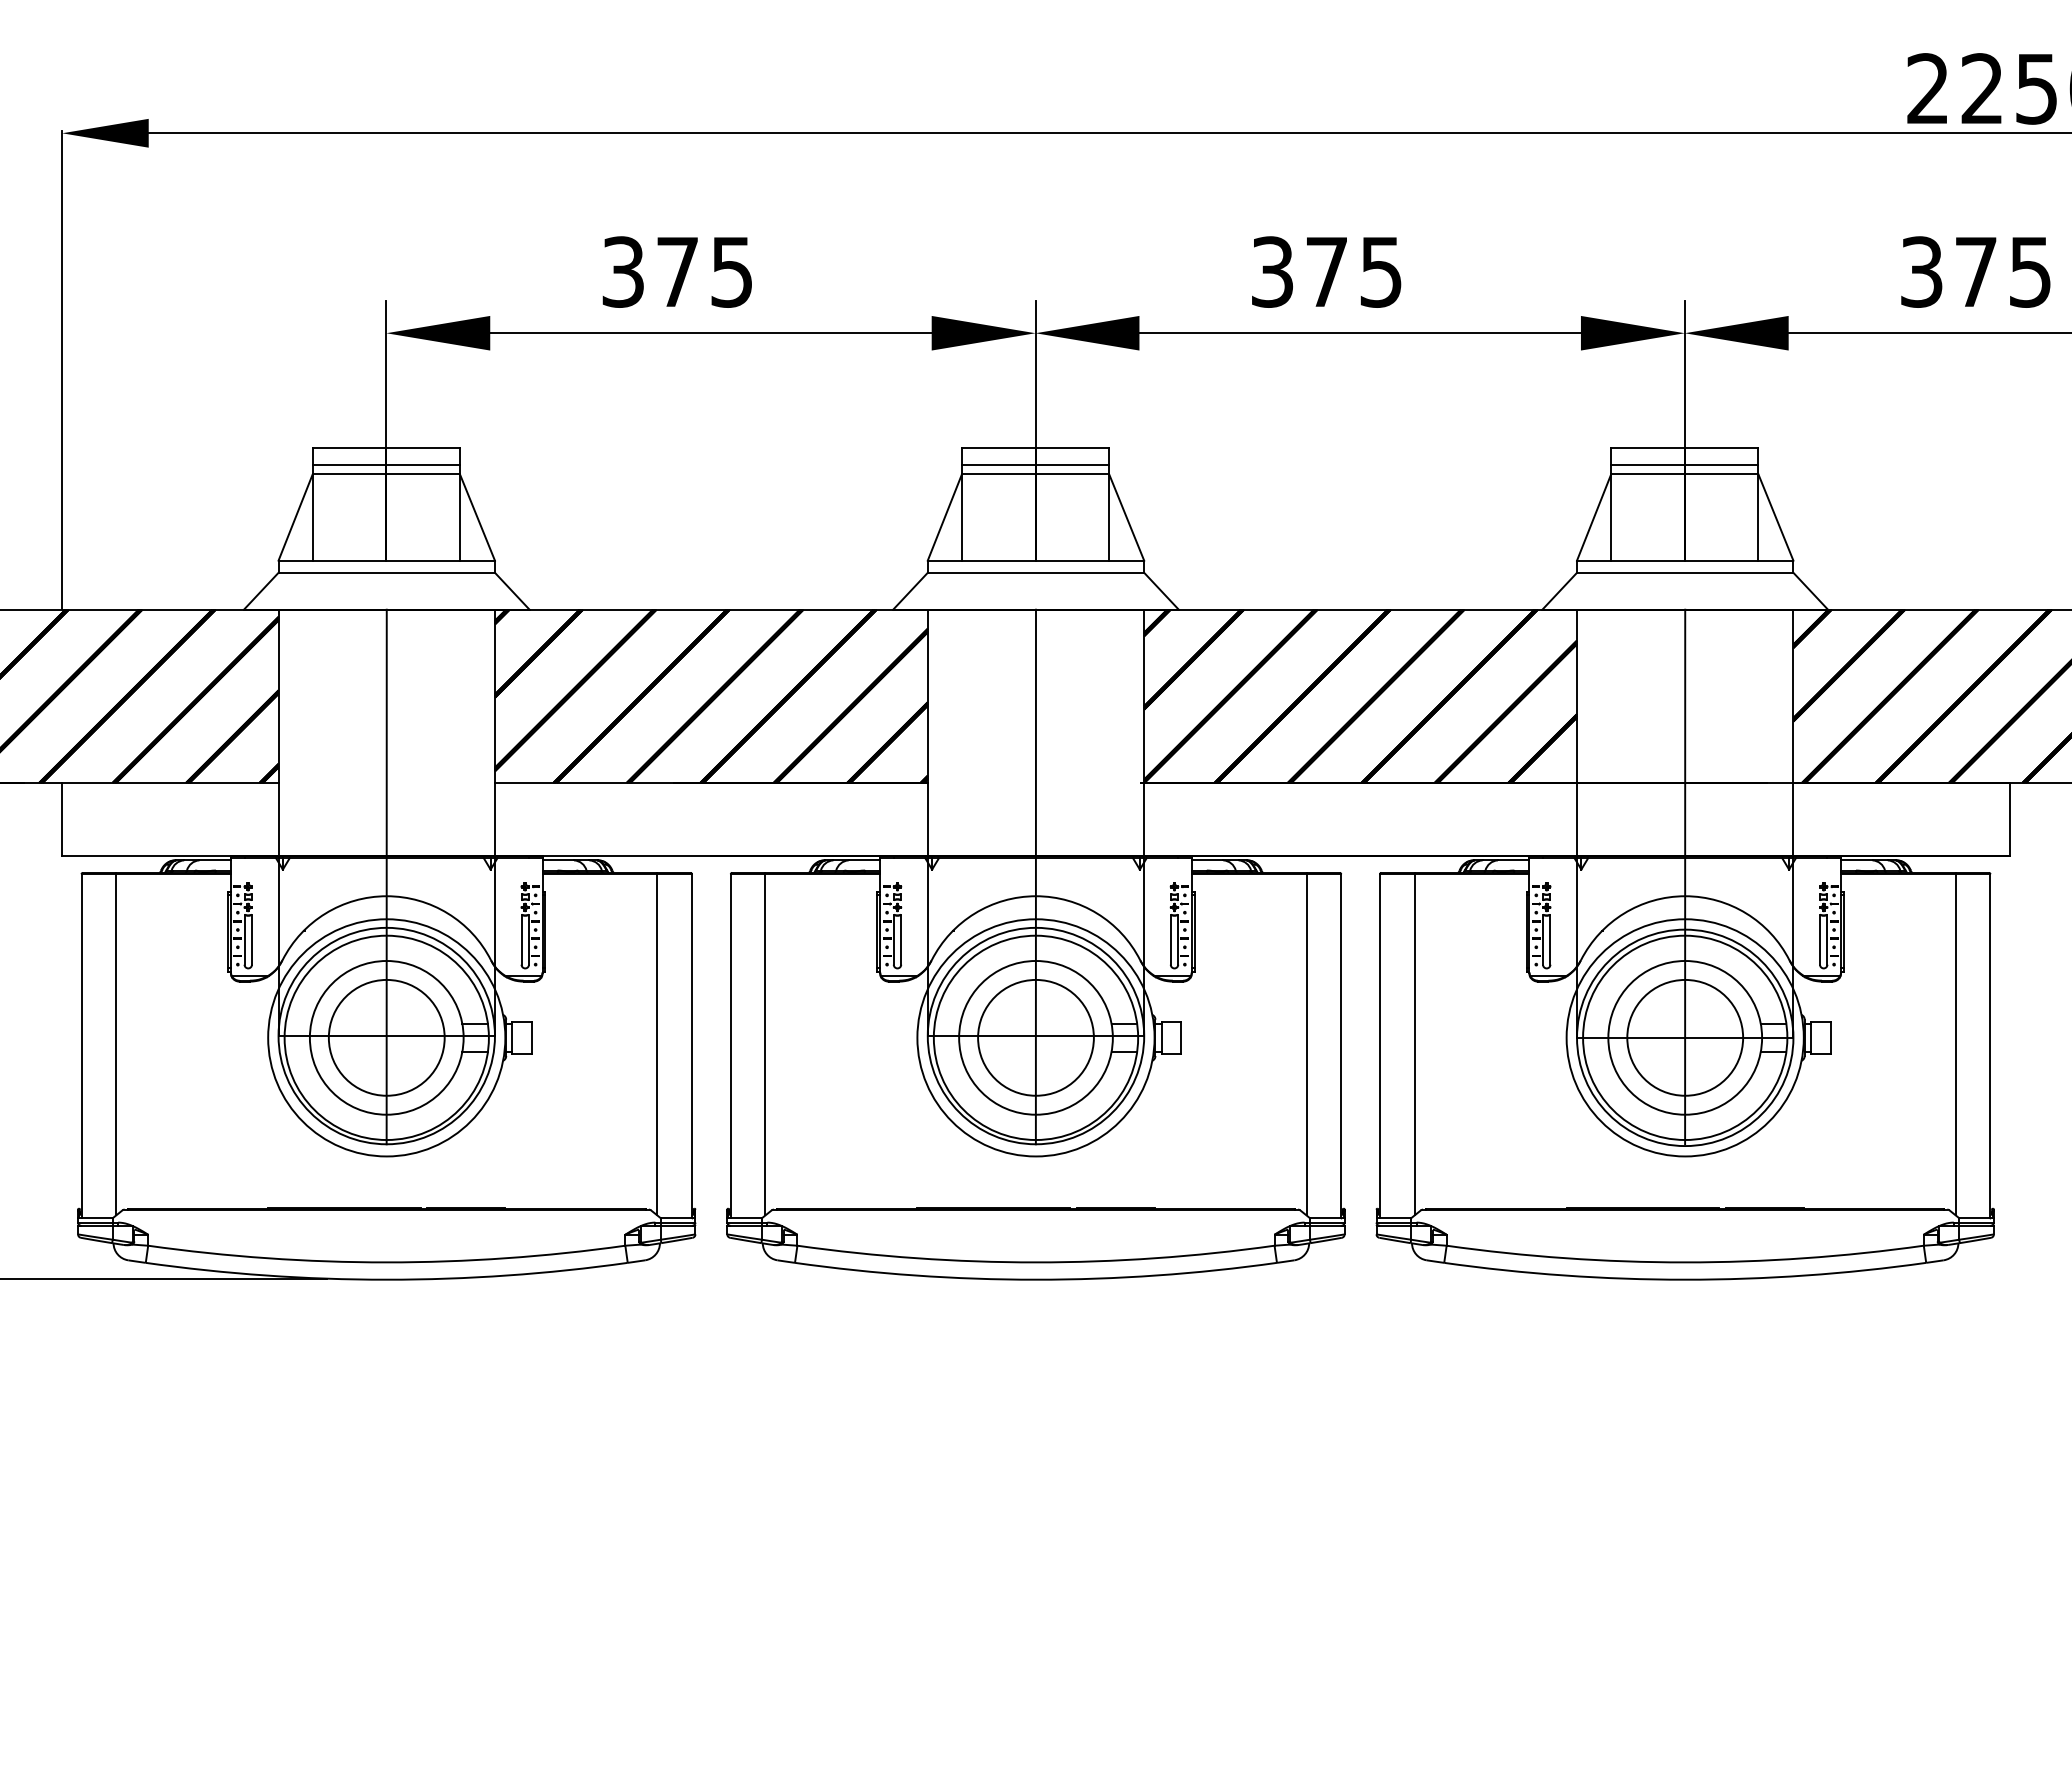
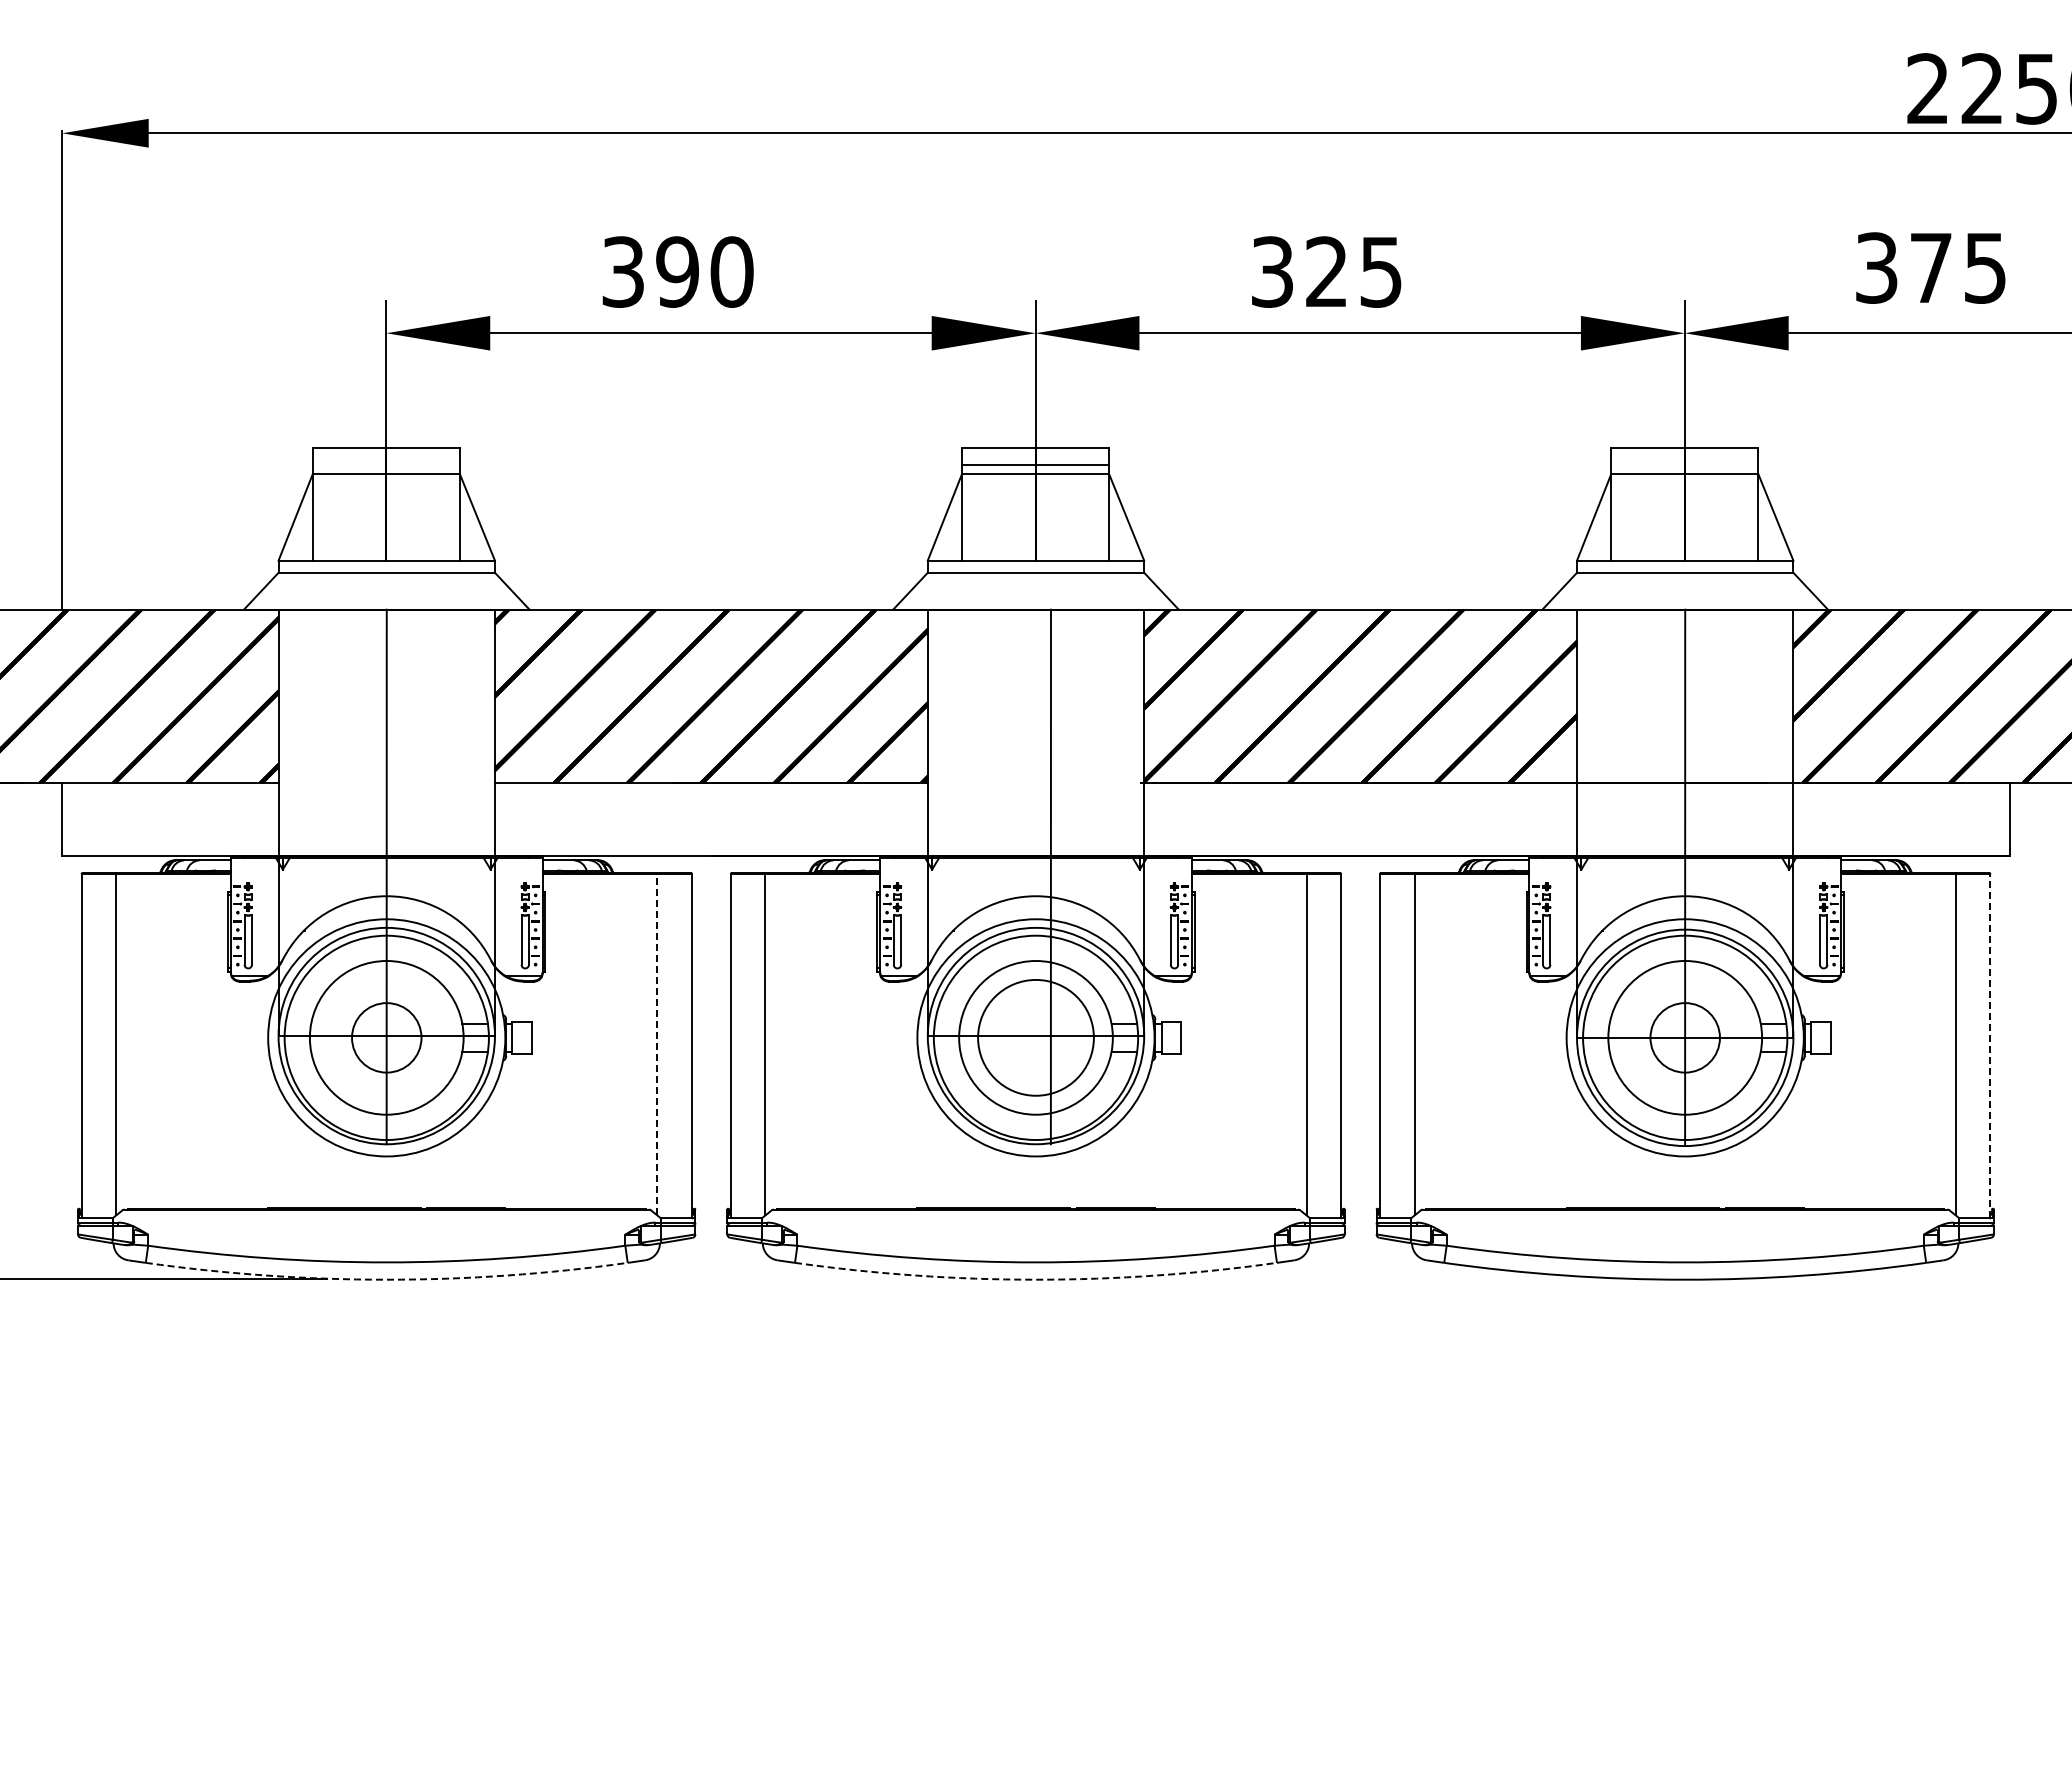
text: 375 -> 390 (704, 271)
text: 375 -> 325 (1326, 271)
text position: (1975, 271) -> (1930, 267) (1930, 267)
line: present -> none (385, 464)
line: present -> none (1684, 464)
line position: (1035, 876) -> (1050, 876) (1050, 876)
circle diameter: 116 px -> 69 px (386, 1037)
circle diameter: 116 px -> 69 px (1684, 1037)
line: solid -> dashed (657, 1044)
line: solid -> dashed (1990, 1045)
arc: solid -> dashed (386, 1279)
arc: solid -> dashed (1035, 1279)
